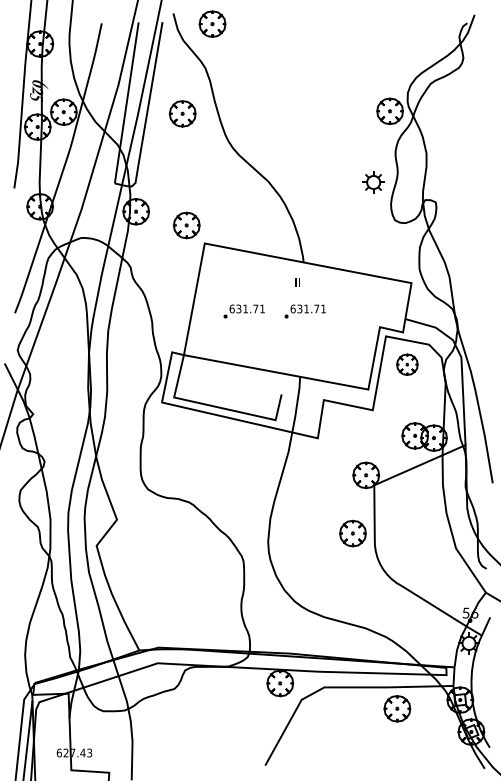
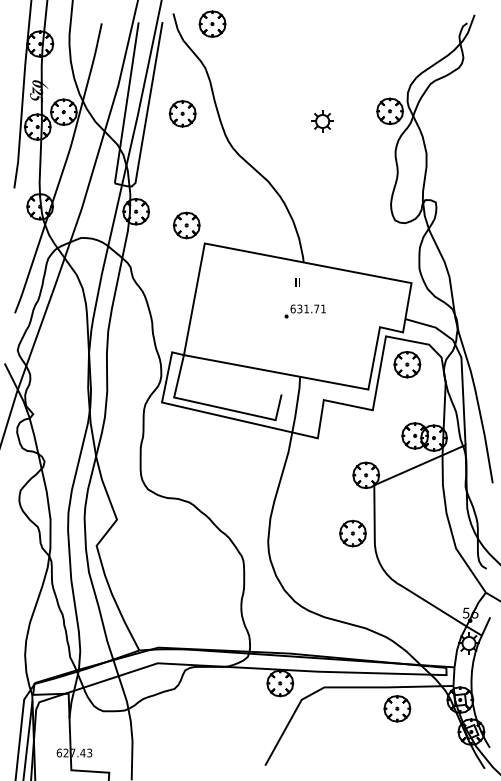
part position: (373, 182) -> (322, 121) (322, 121)
part: present -> none (243, 311)
part size: 23x23 px -> 29x28 px (407, 364)
